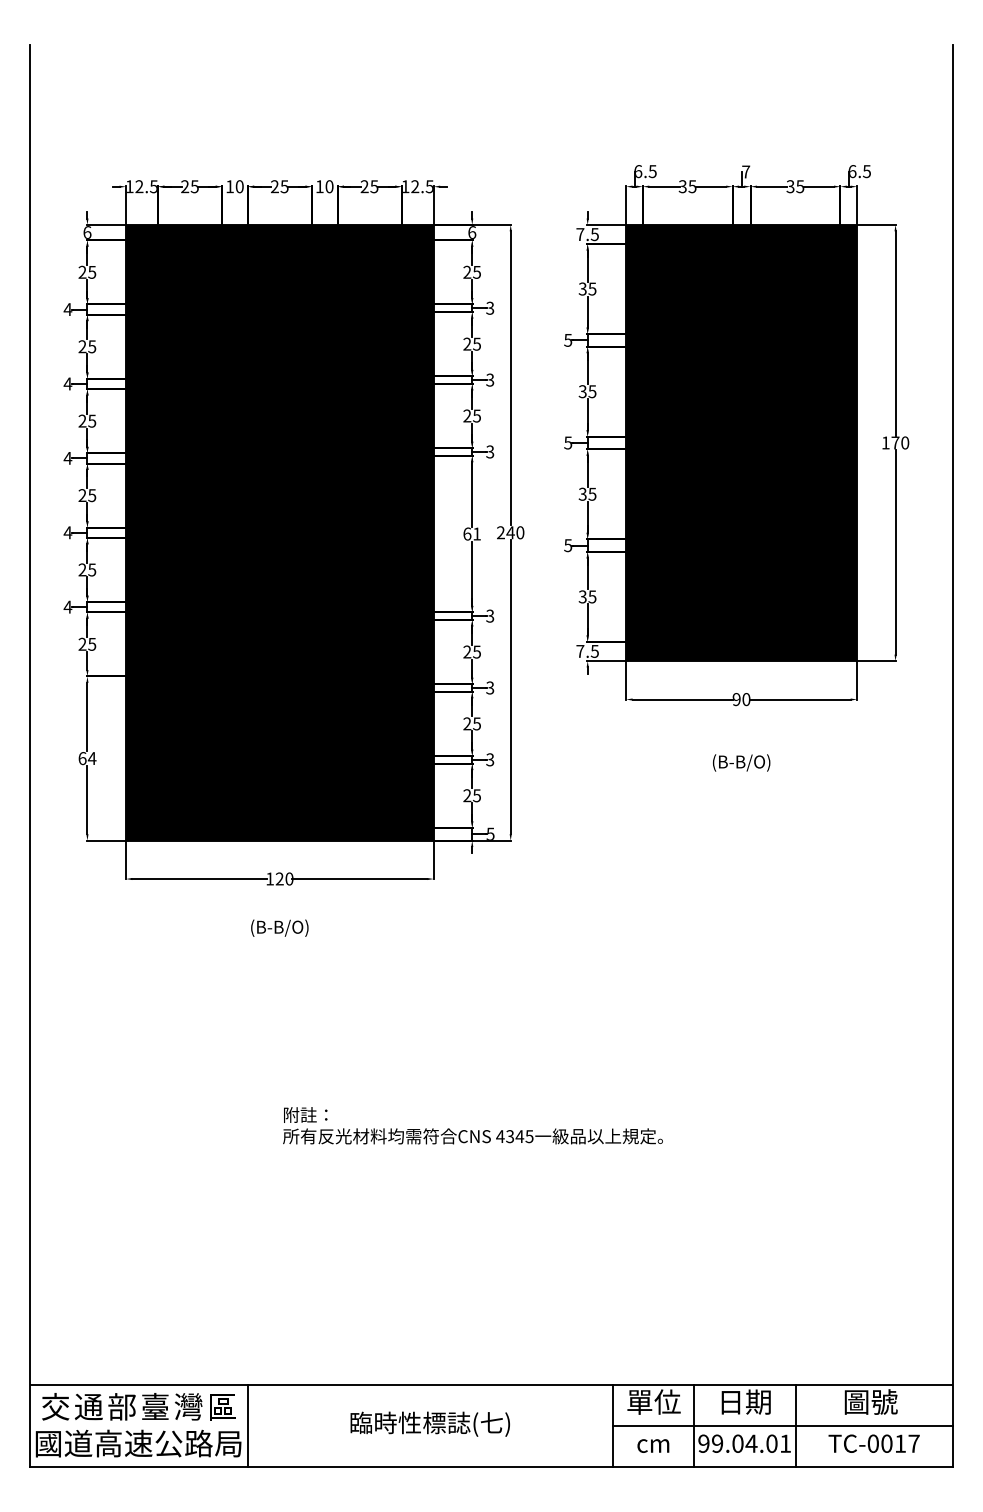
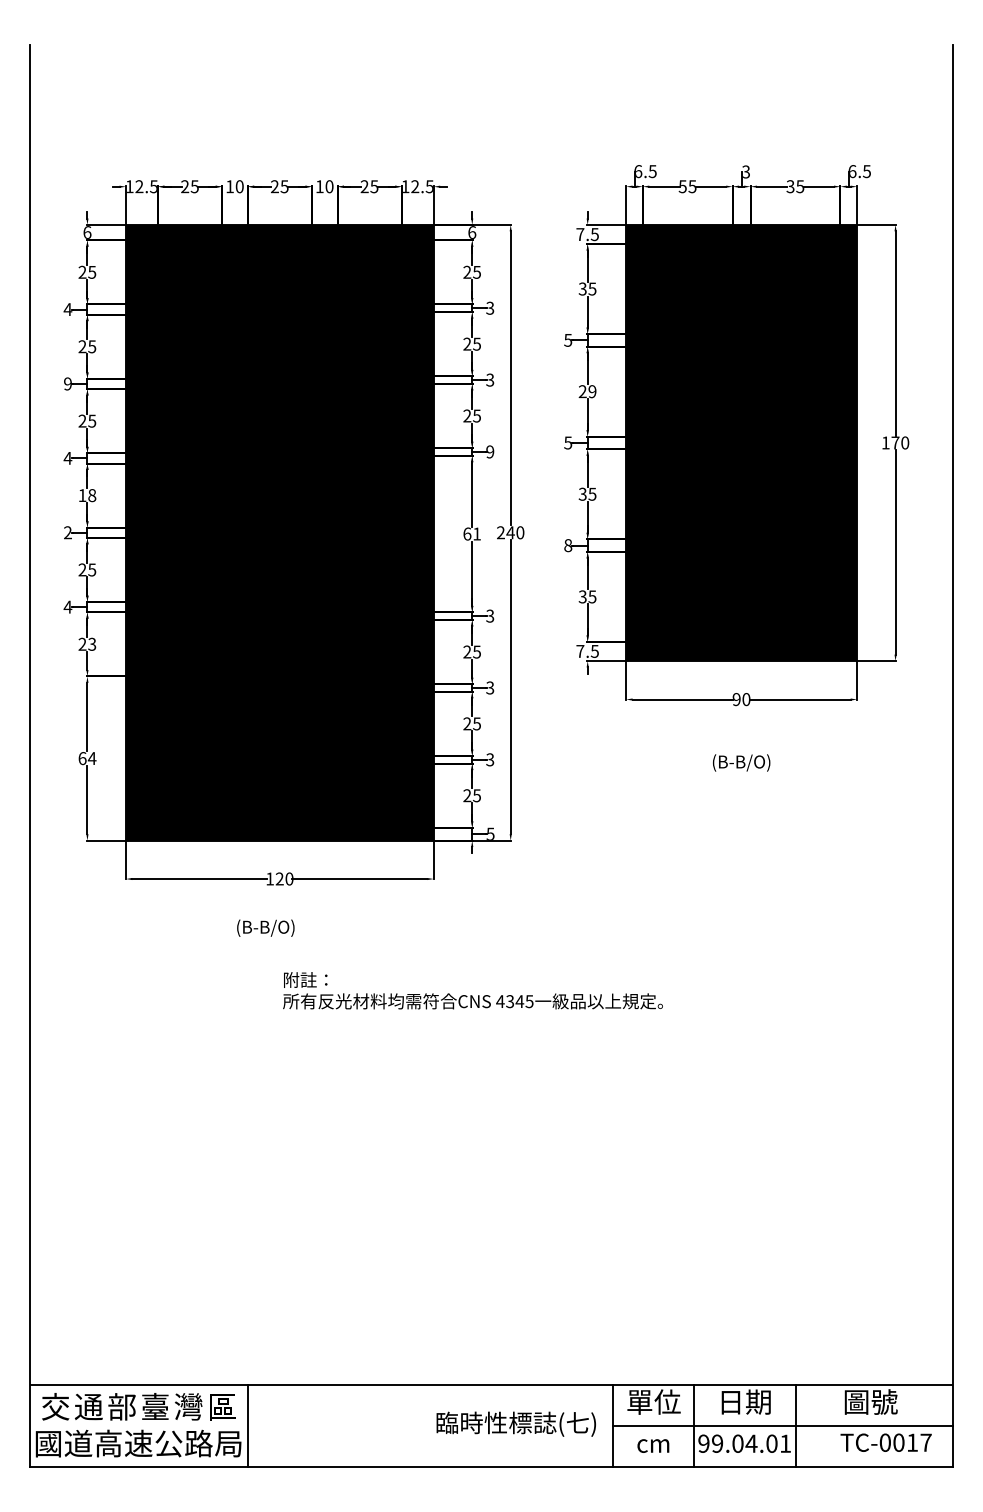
text: 7 -> 3 (746, 171)
text: 35 -> 55 (682, 186)
text: 4 -> 9 (67, 383)
text: 35 -> 29 (587, 391)
text: 3 -> 9 (490, 451)
text: 25 -> 18 (87, 495)
text: 4 -> 2 (67, 532)
text: 5 -> 8 (568, 545)
text: 25 -> 23 (92, 643)
text position: (279, 927) -> (265, 927) (265, 927)
text position: (472, 1125) -> (472, 990) (472, 990)
text position: (429, 1423) -> (515, 1423) (515, 1423)
text position: (873, 1443) -> (885, 1442) (885, 1442)
